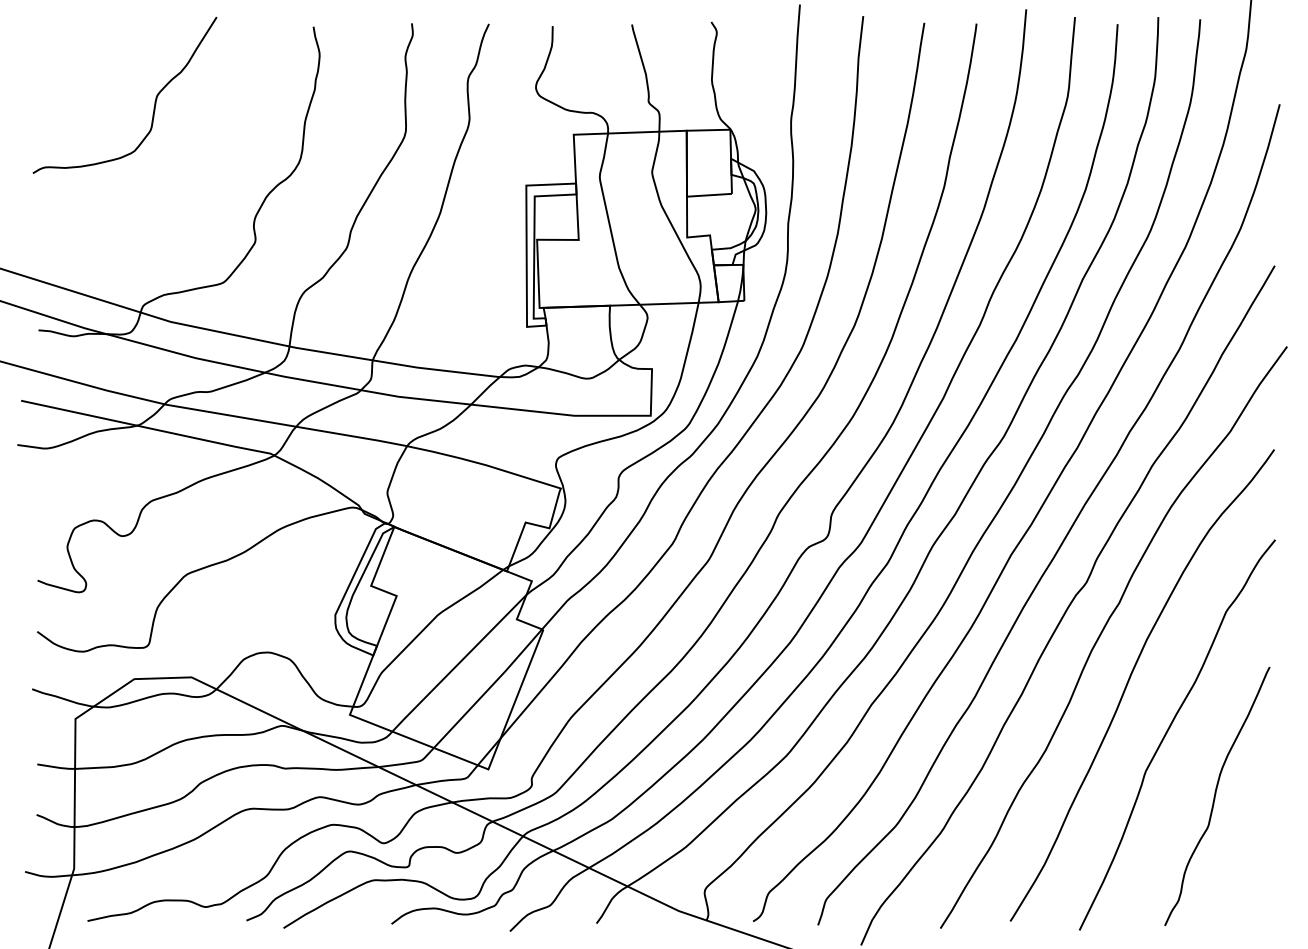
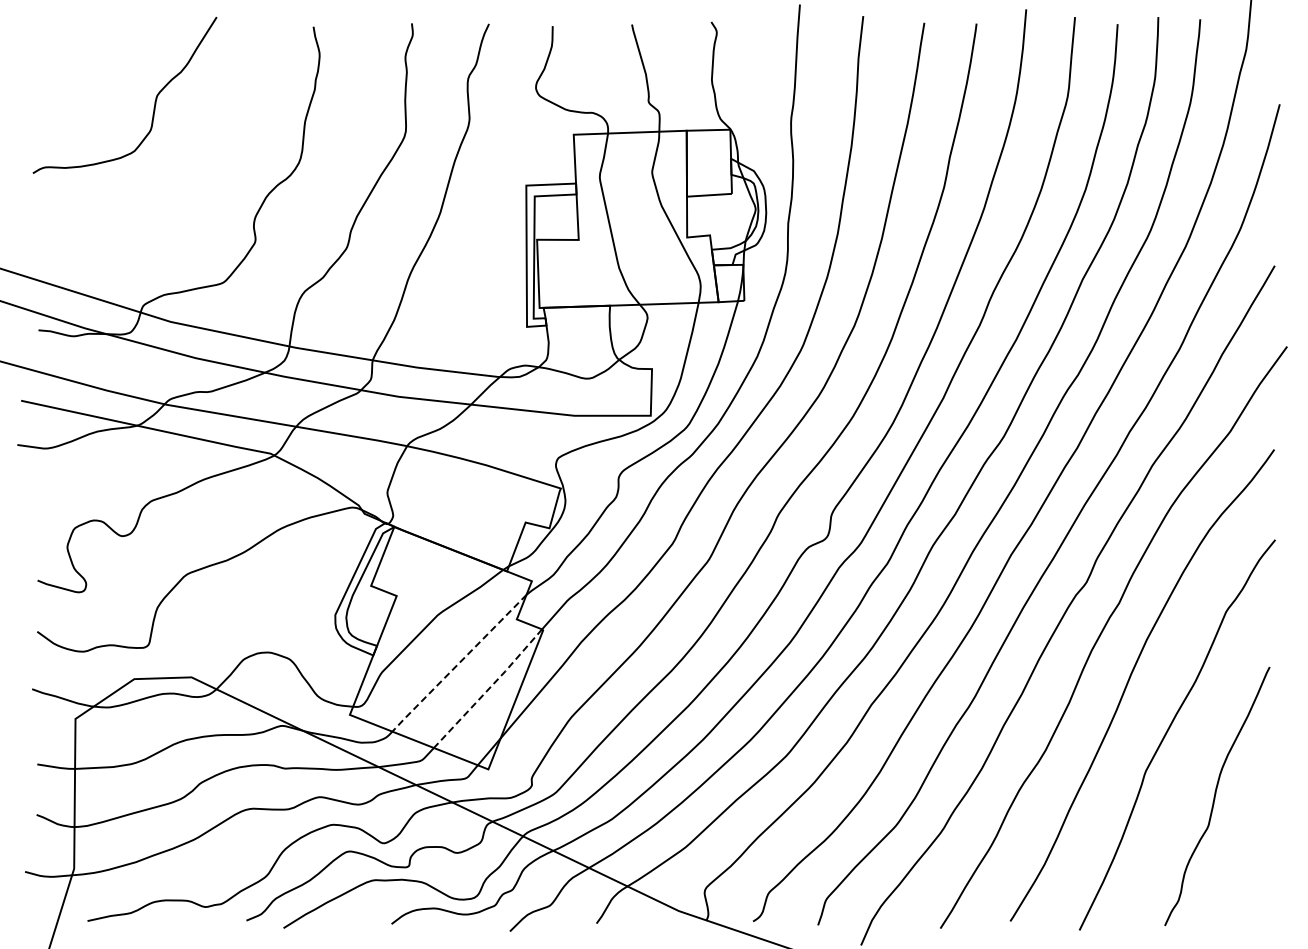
line: solid -> dashed (458, 663)
line: solid -> dashed (489, 688)
